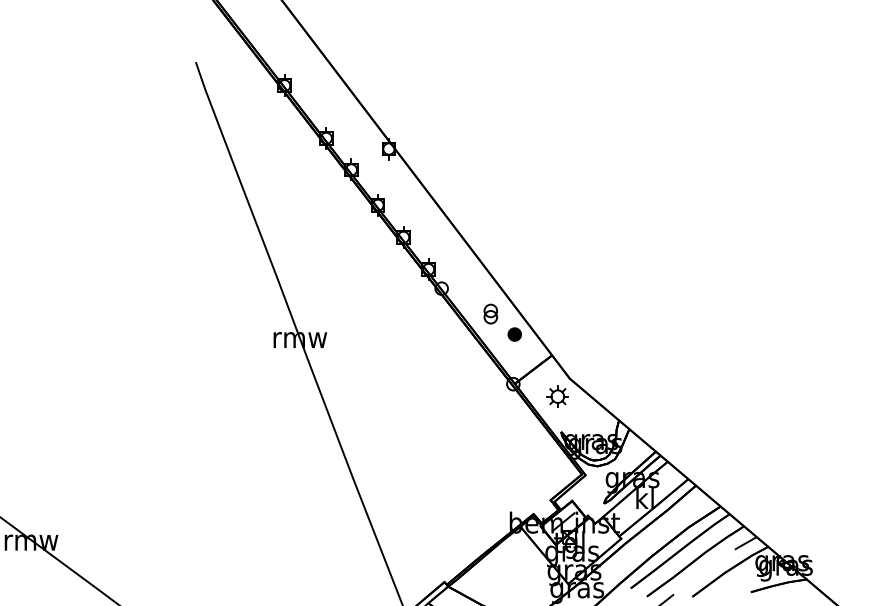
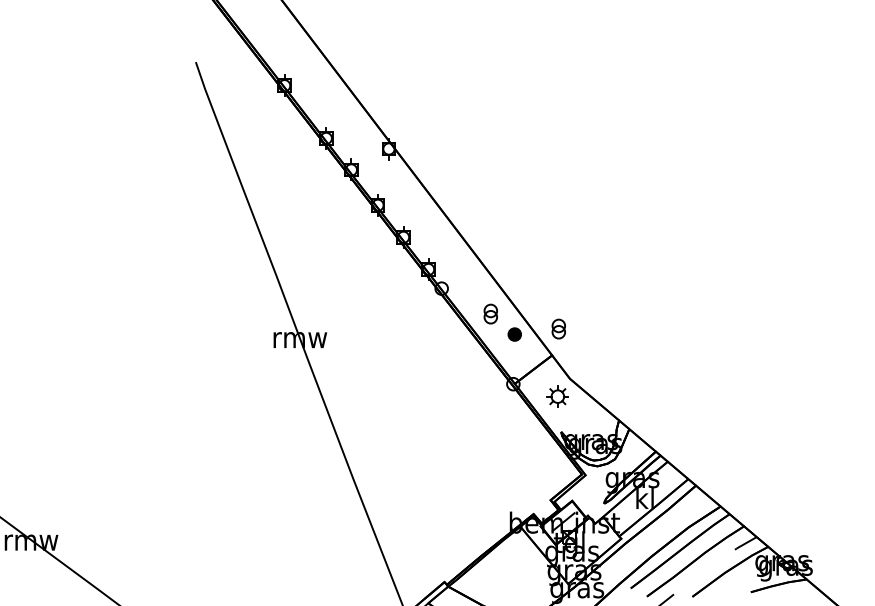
part: none -> present (558, 328)
